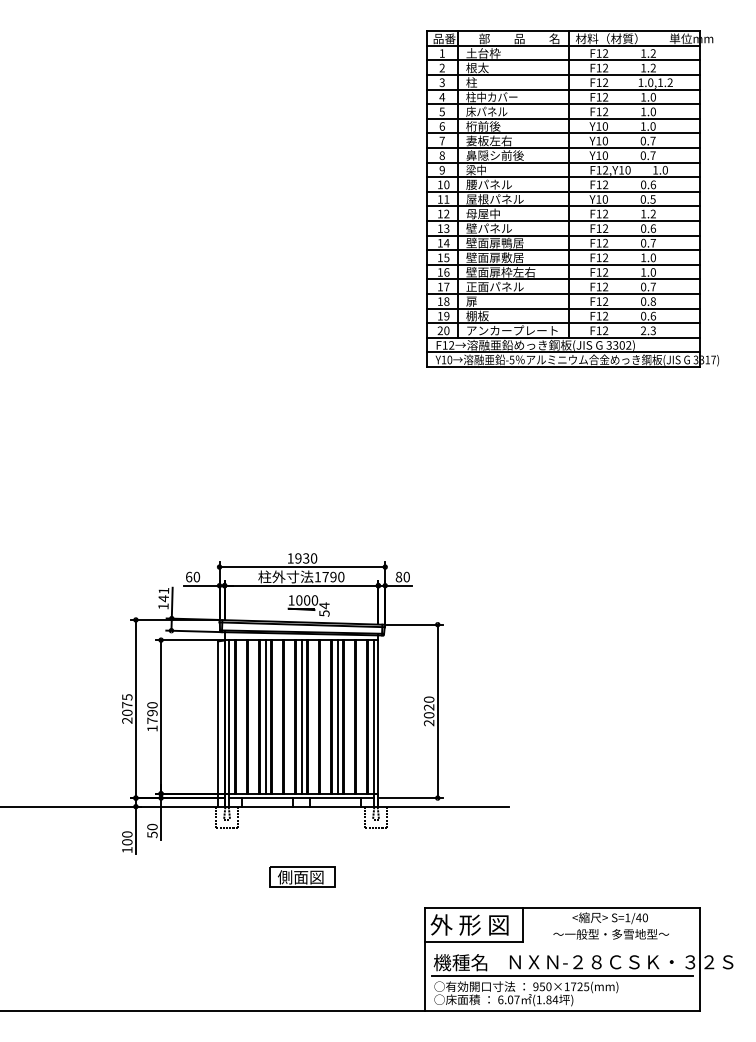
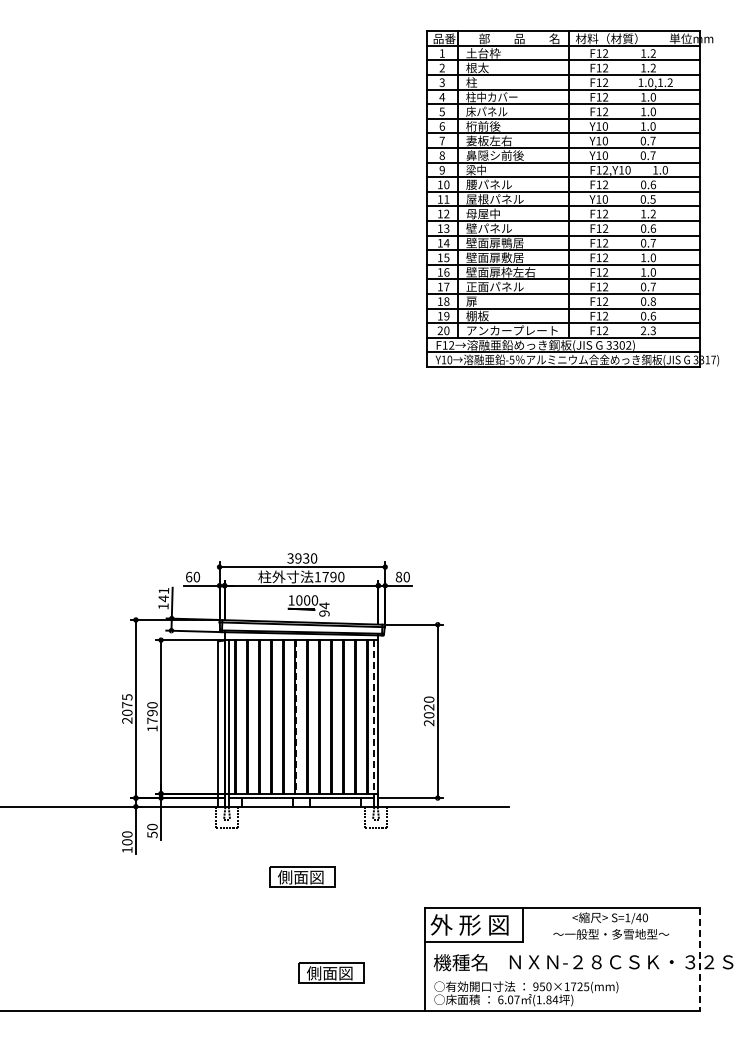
text: 1930 -> 3930 (290, 558)
text: 54 -> 94 (324, 613)
line: present -> none (265, 716)
line: solid -> dashed (296, 716)
line: present -> none (301, 716)
line: present -> none (337, 716)
line: solid -> dashed (373, 716)
line: solid -> dashed (699, 959)
part: none -> present (331, 972)
line: present -> none (561, 976)
